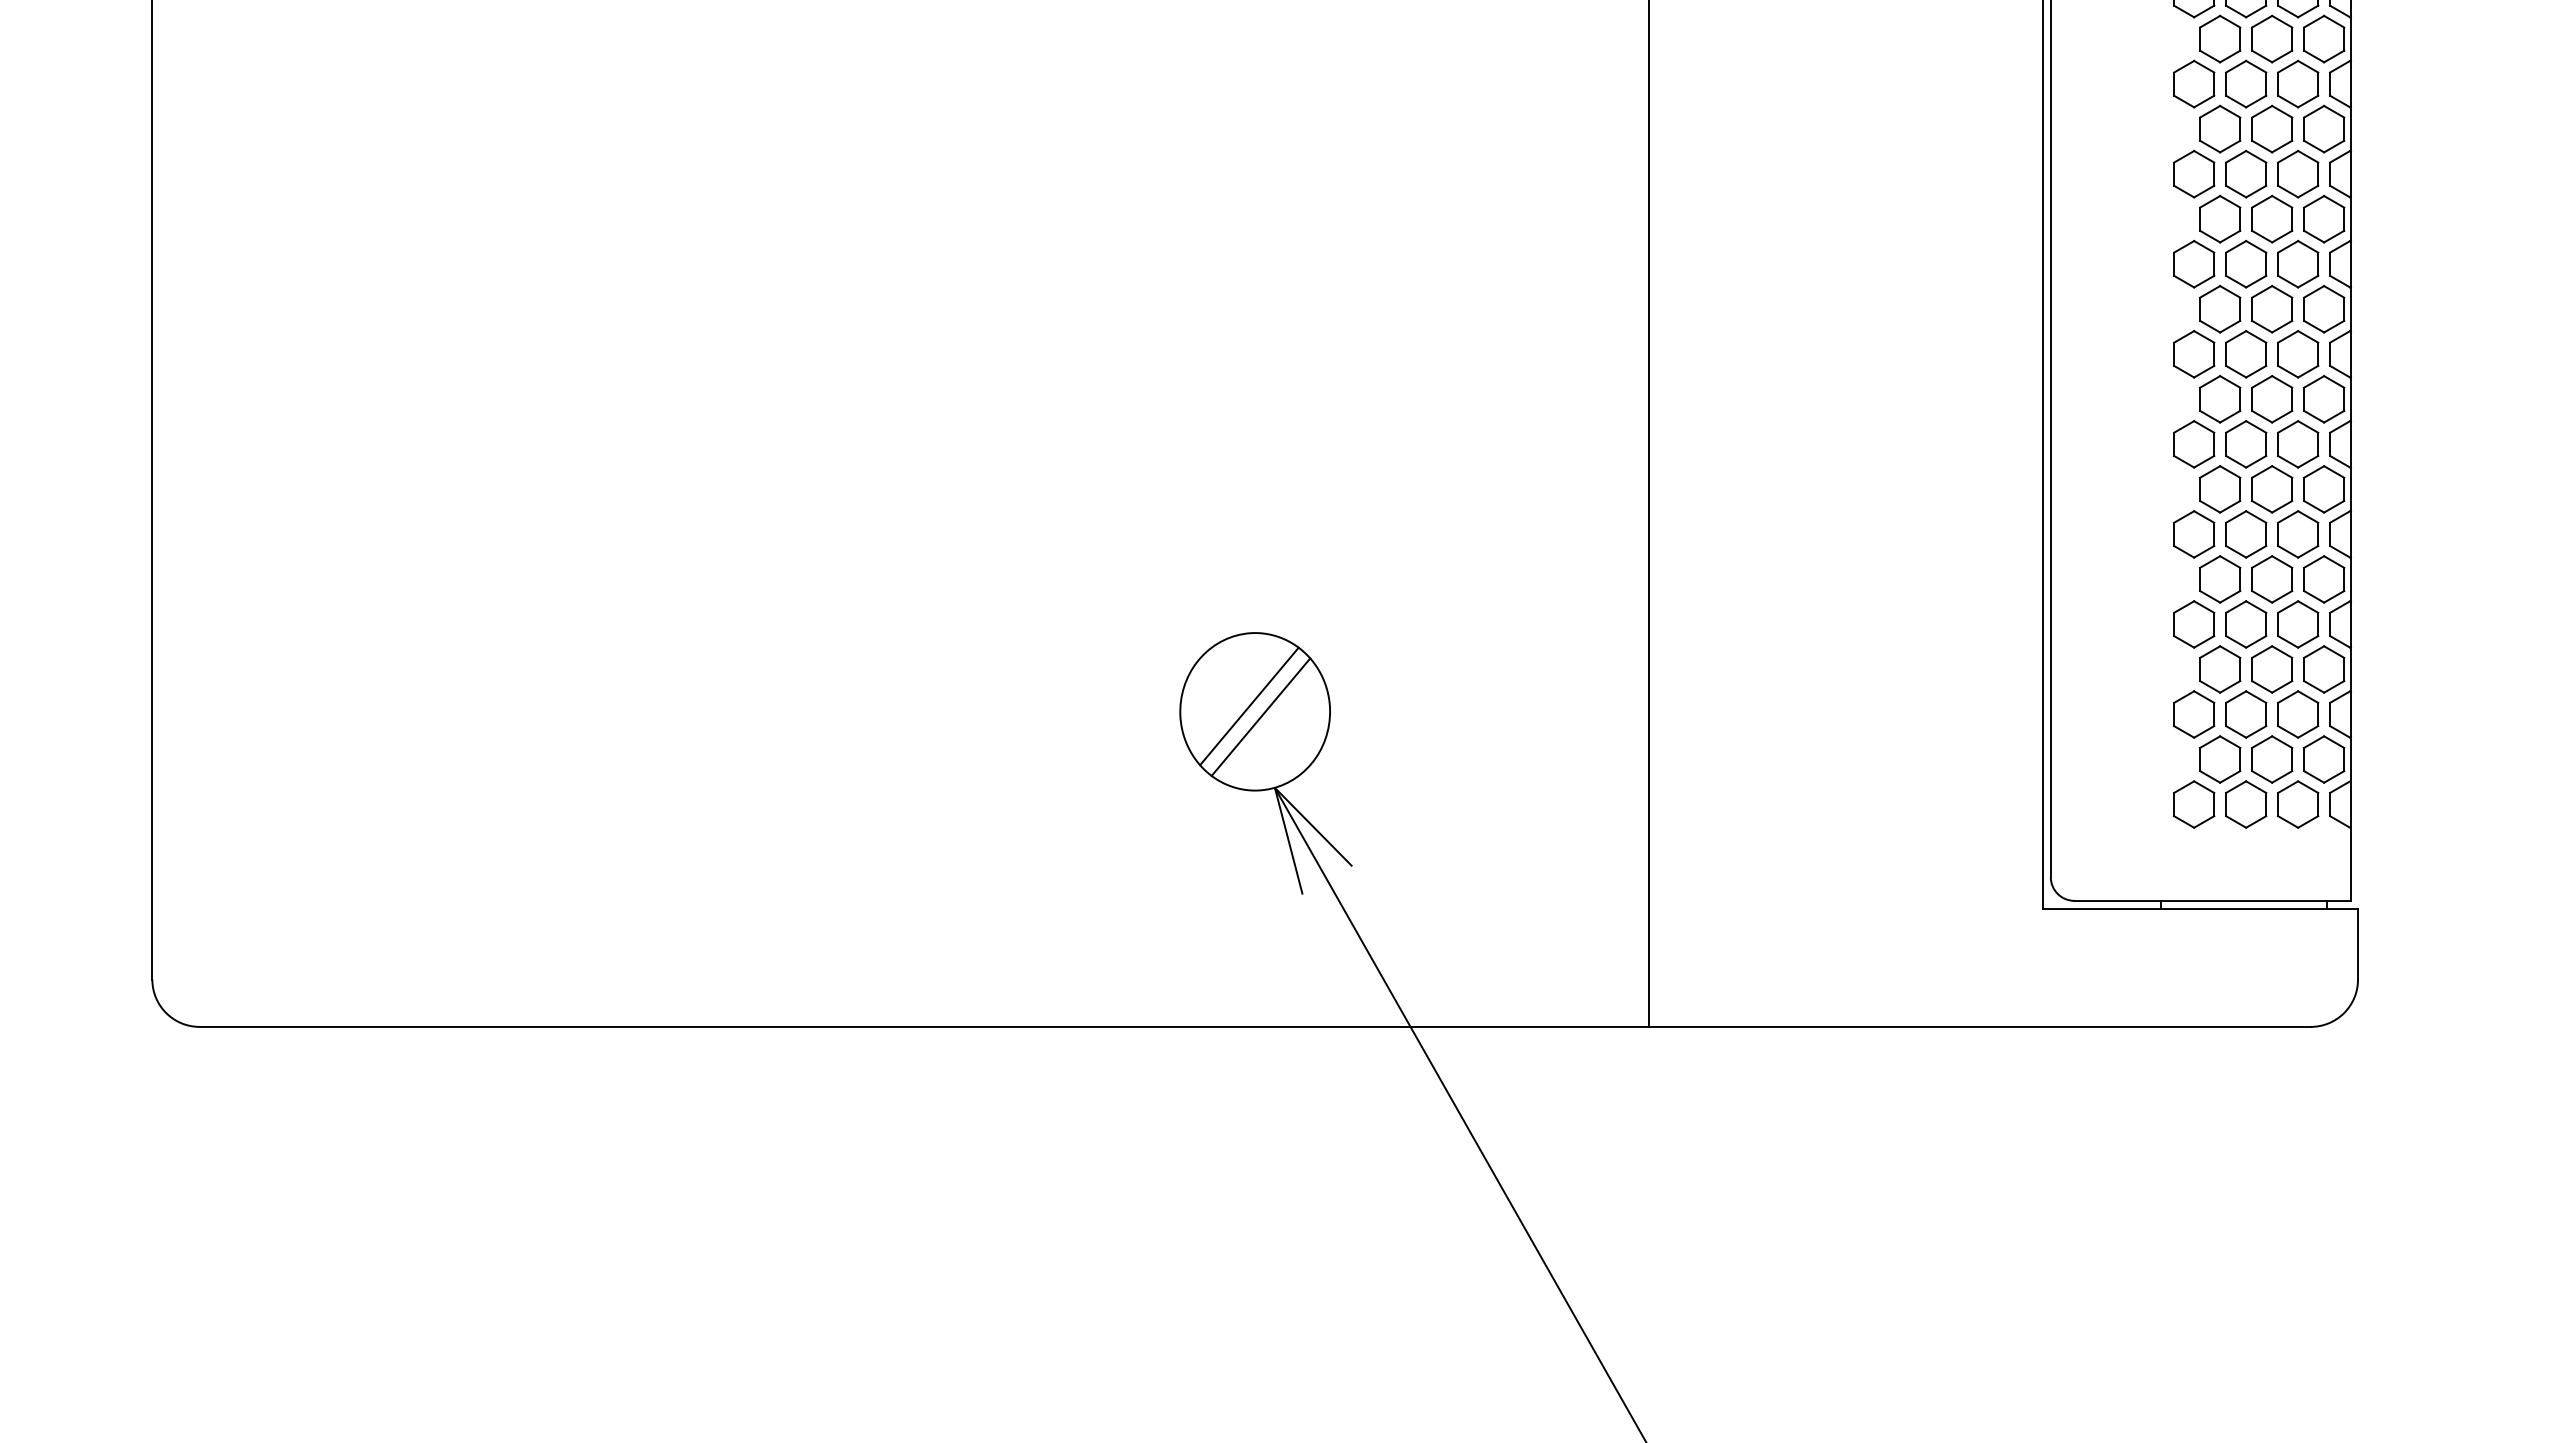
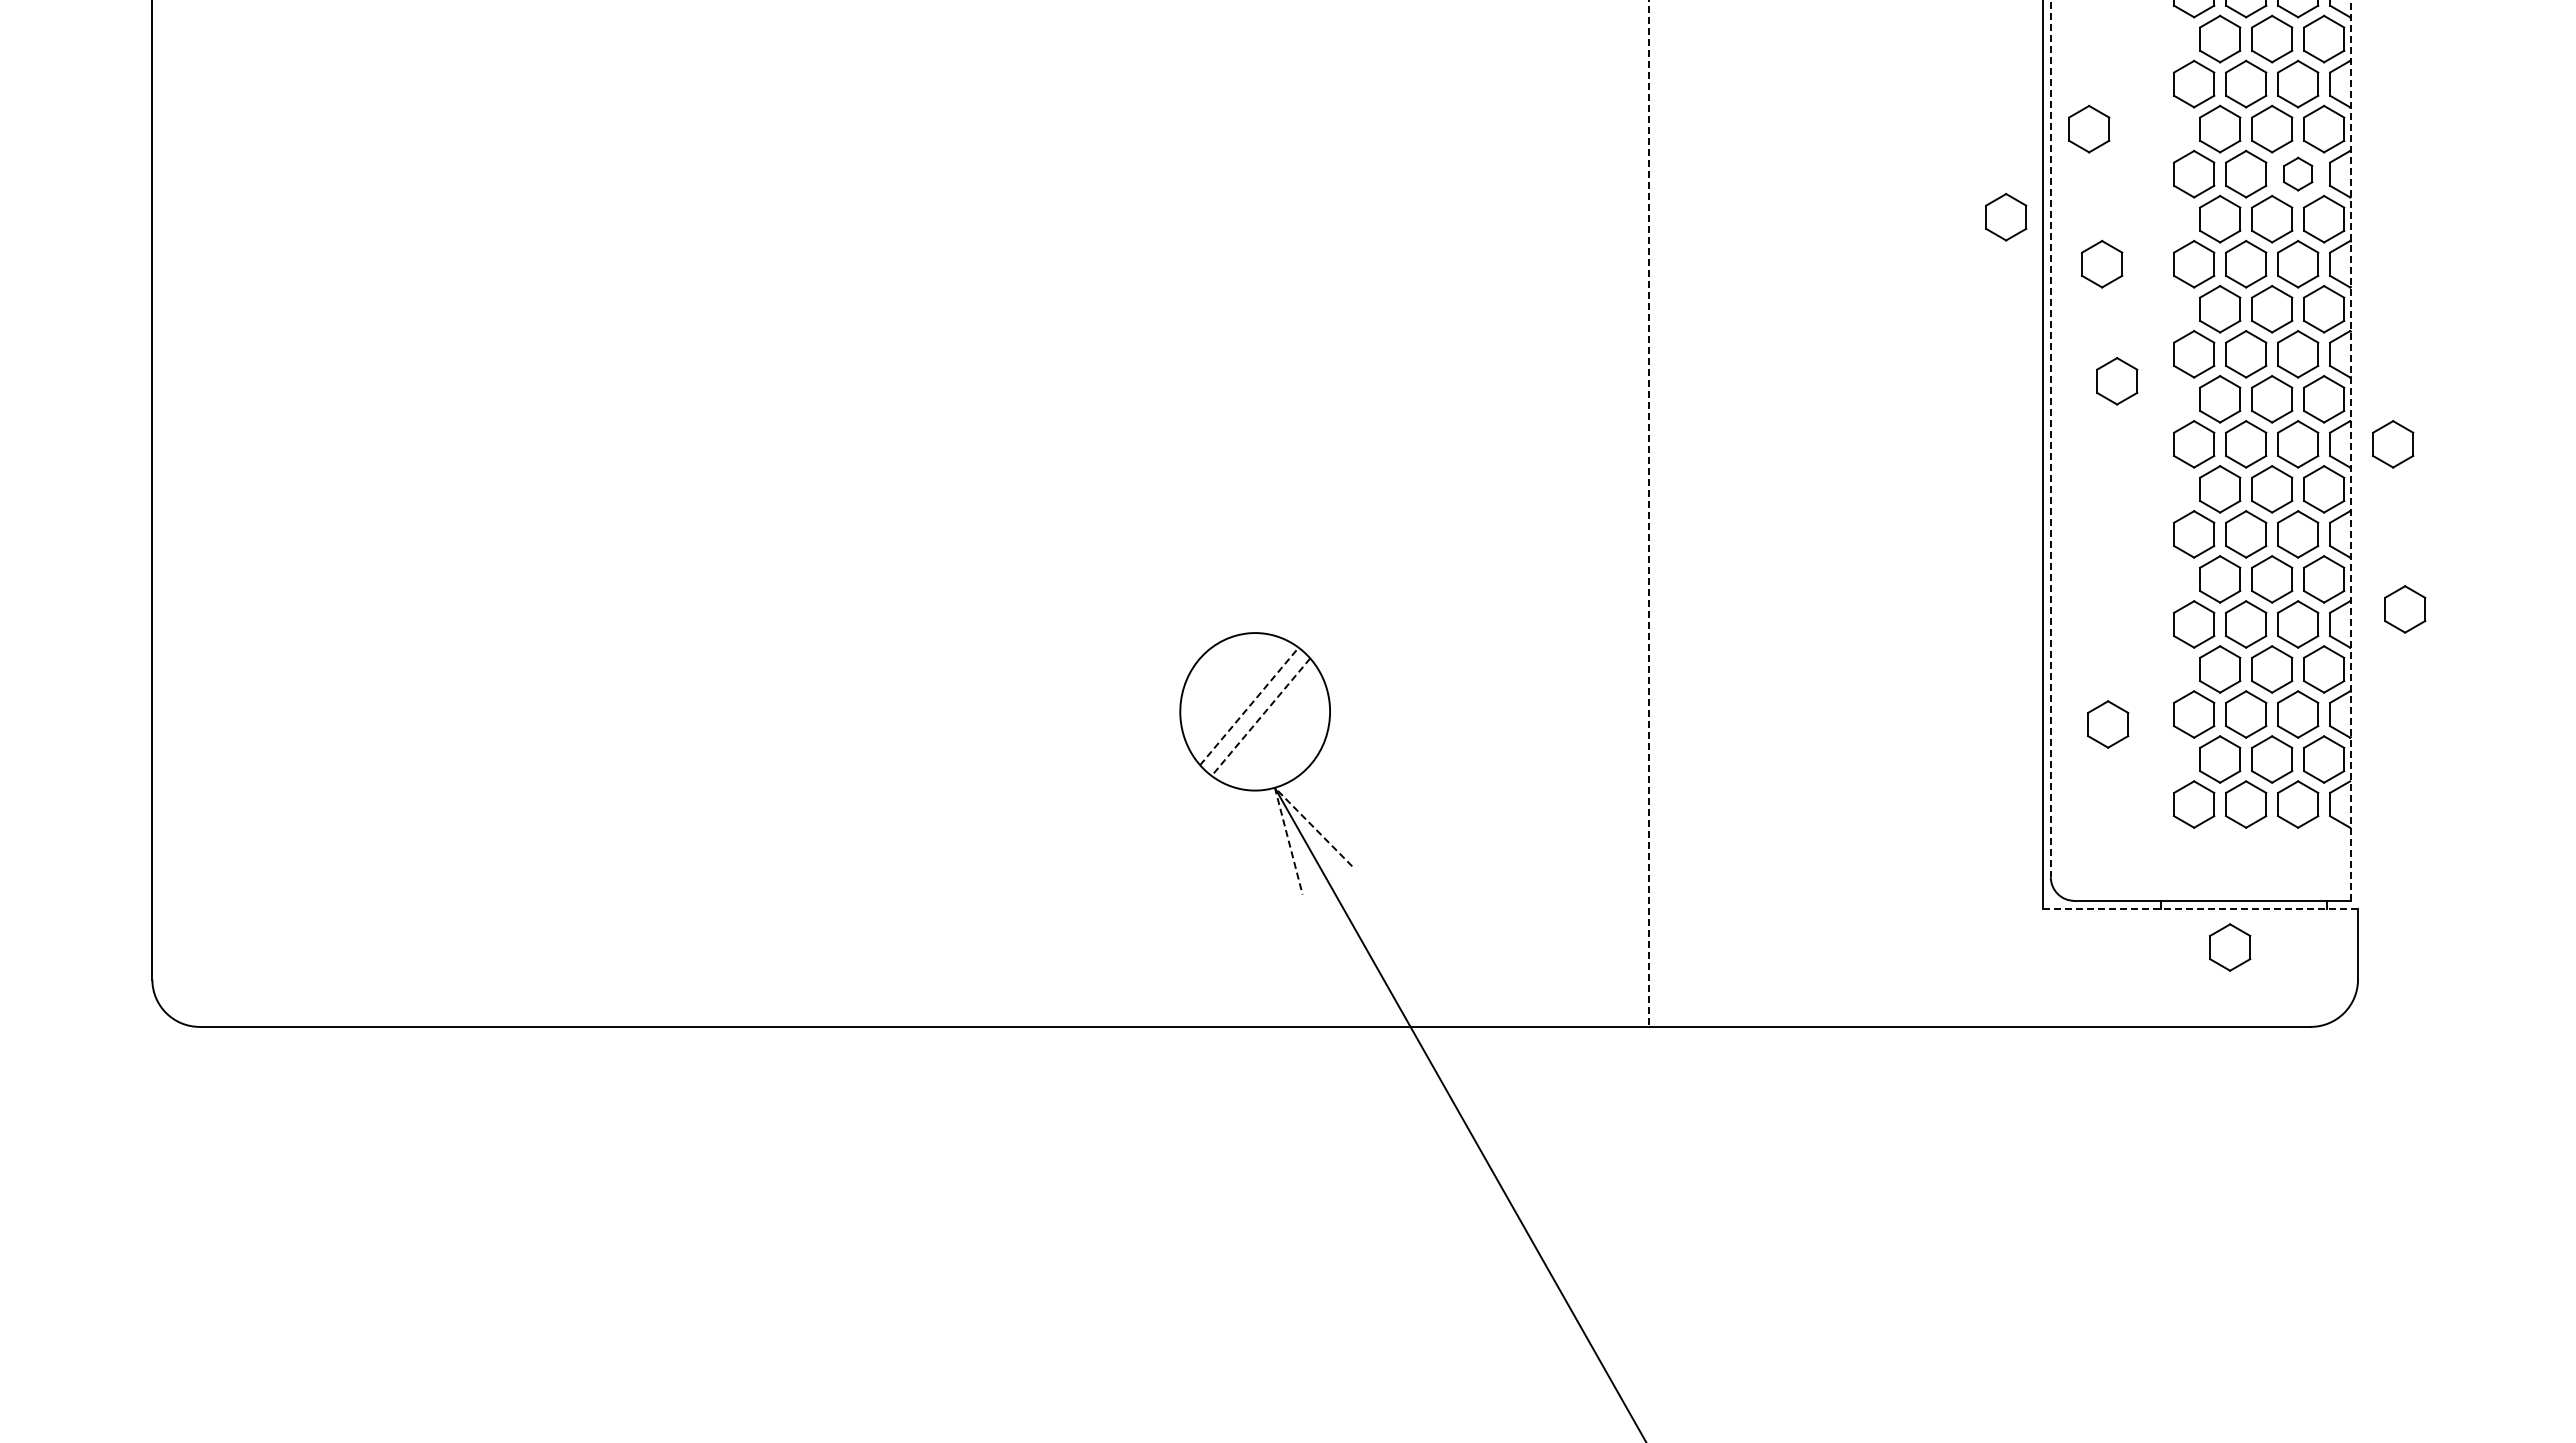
part: none -> present (2089, 128)
part size: 43x50 px -> 31x36 px (2298, 173)
part: none -> present (2006, 217)
part: none -> present (2102, 264)
part: none -> present (2117, 381)
line: solid -> dashed (2050, 439)
part: none -> present (2393, 444)
line: solid -> dashed (2350, 450)
line: solid -> dashed (1649, 513)
part: none -> present (2405, 609)
line: solid -> dashed (1249, 706)
line: solid -> dashed (1260, 717)
part: none -> present (2108, 724)
line: solid -> dashed (1274, 787)
line: solid -> dashed (2200, 908)
part: none -> present (2230, 947)
